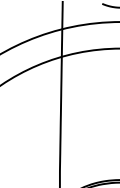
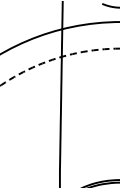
circle: solid -> dashed (59, 66)
